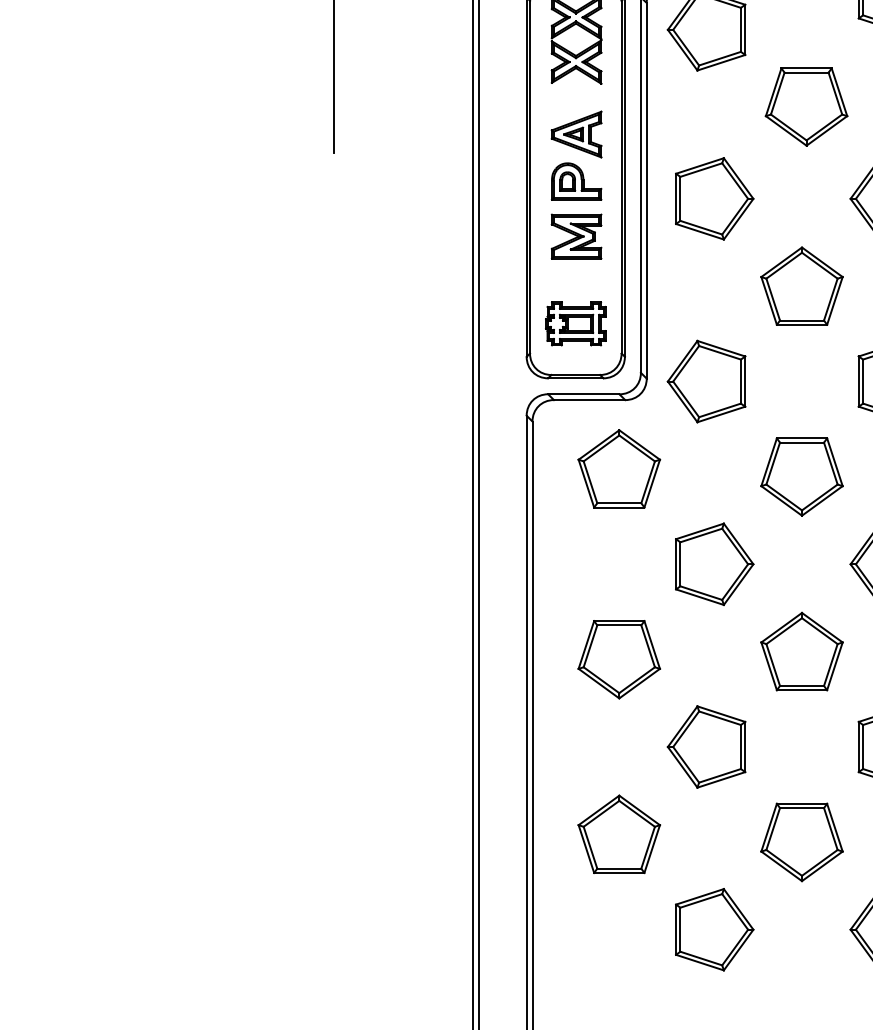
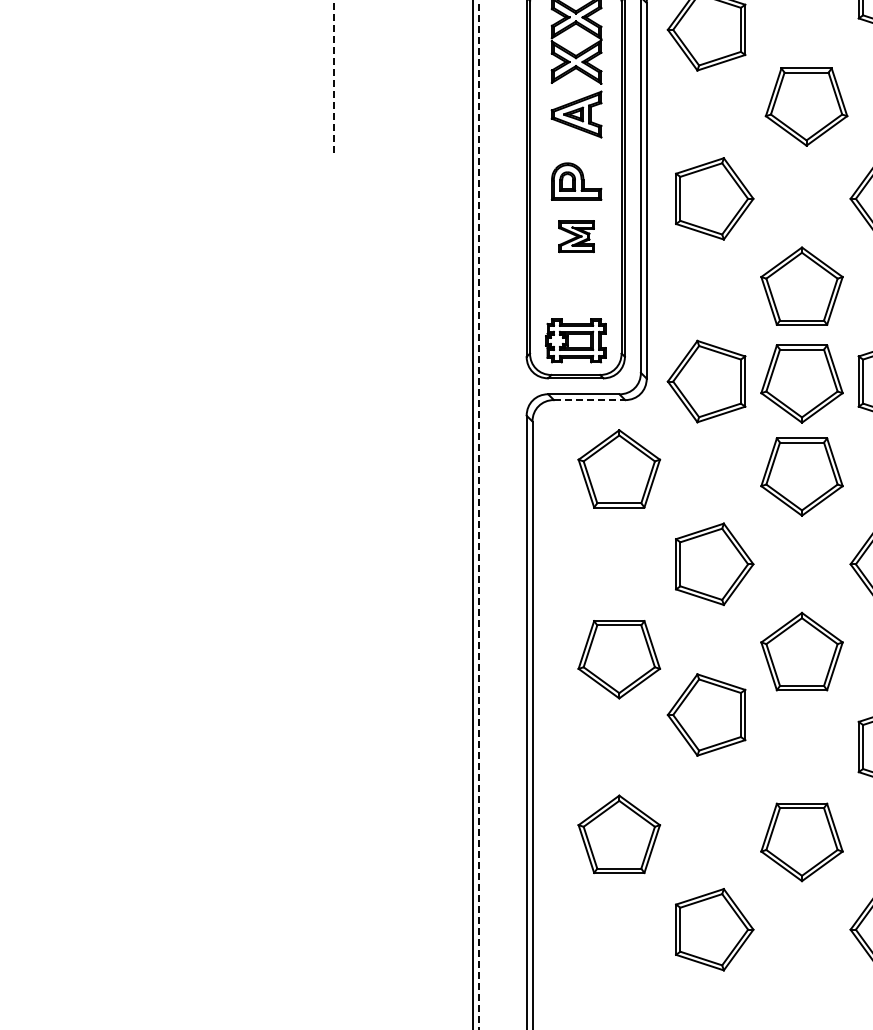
line: solid -> dashed (334, 76)
part position: (576, 134) -> (576, 114) (576, 114)
part size: 53x47 px -> 37x34 px (576, 236)
part position: (575, 323) -> (575, 340) (575, 340)
part: none -> present (801, 383)
line: solid -> dashed (589, 400)
line: solid -> dashed (478, 515)
part position: (706, 746) -> (706, 714) (706, 714)
